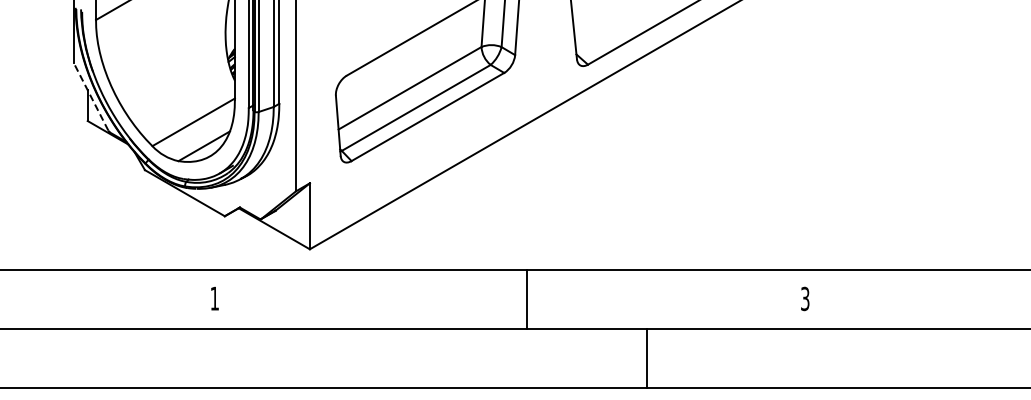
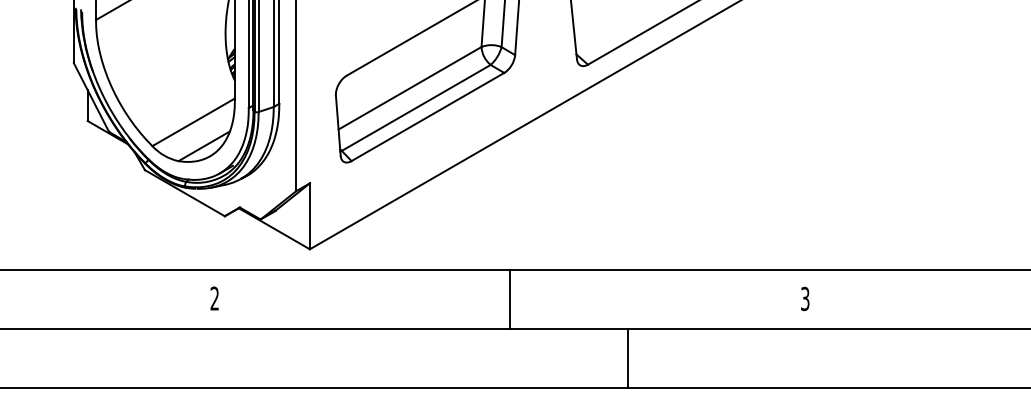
line: dashed -> solid (91, 96)
text: 1 -> 2 (214, 298)
line position: (527, 299) -> (510, 299) (510, 299)
line position: (647, 358) -> (628, 358) (628, 358)
